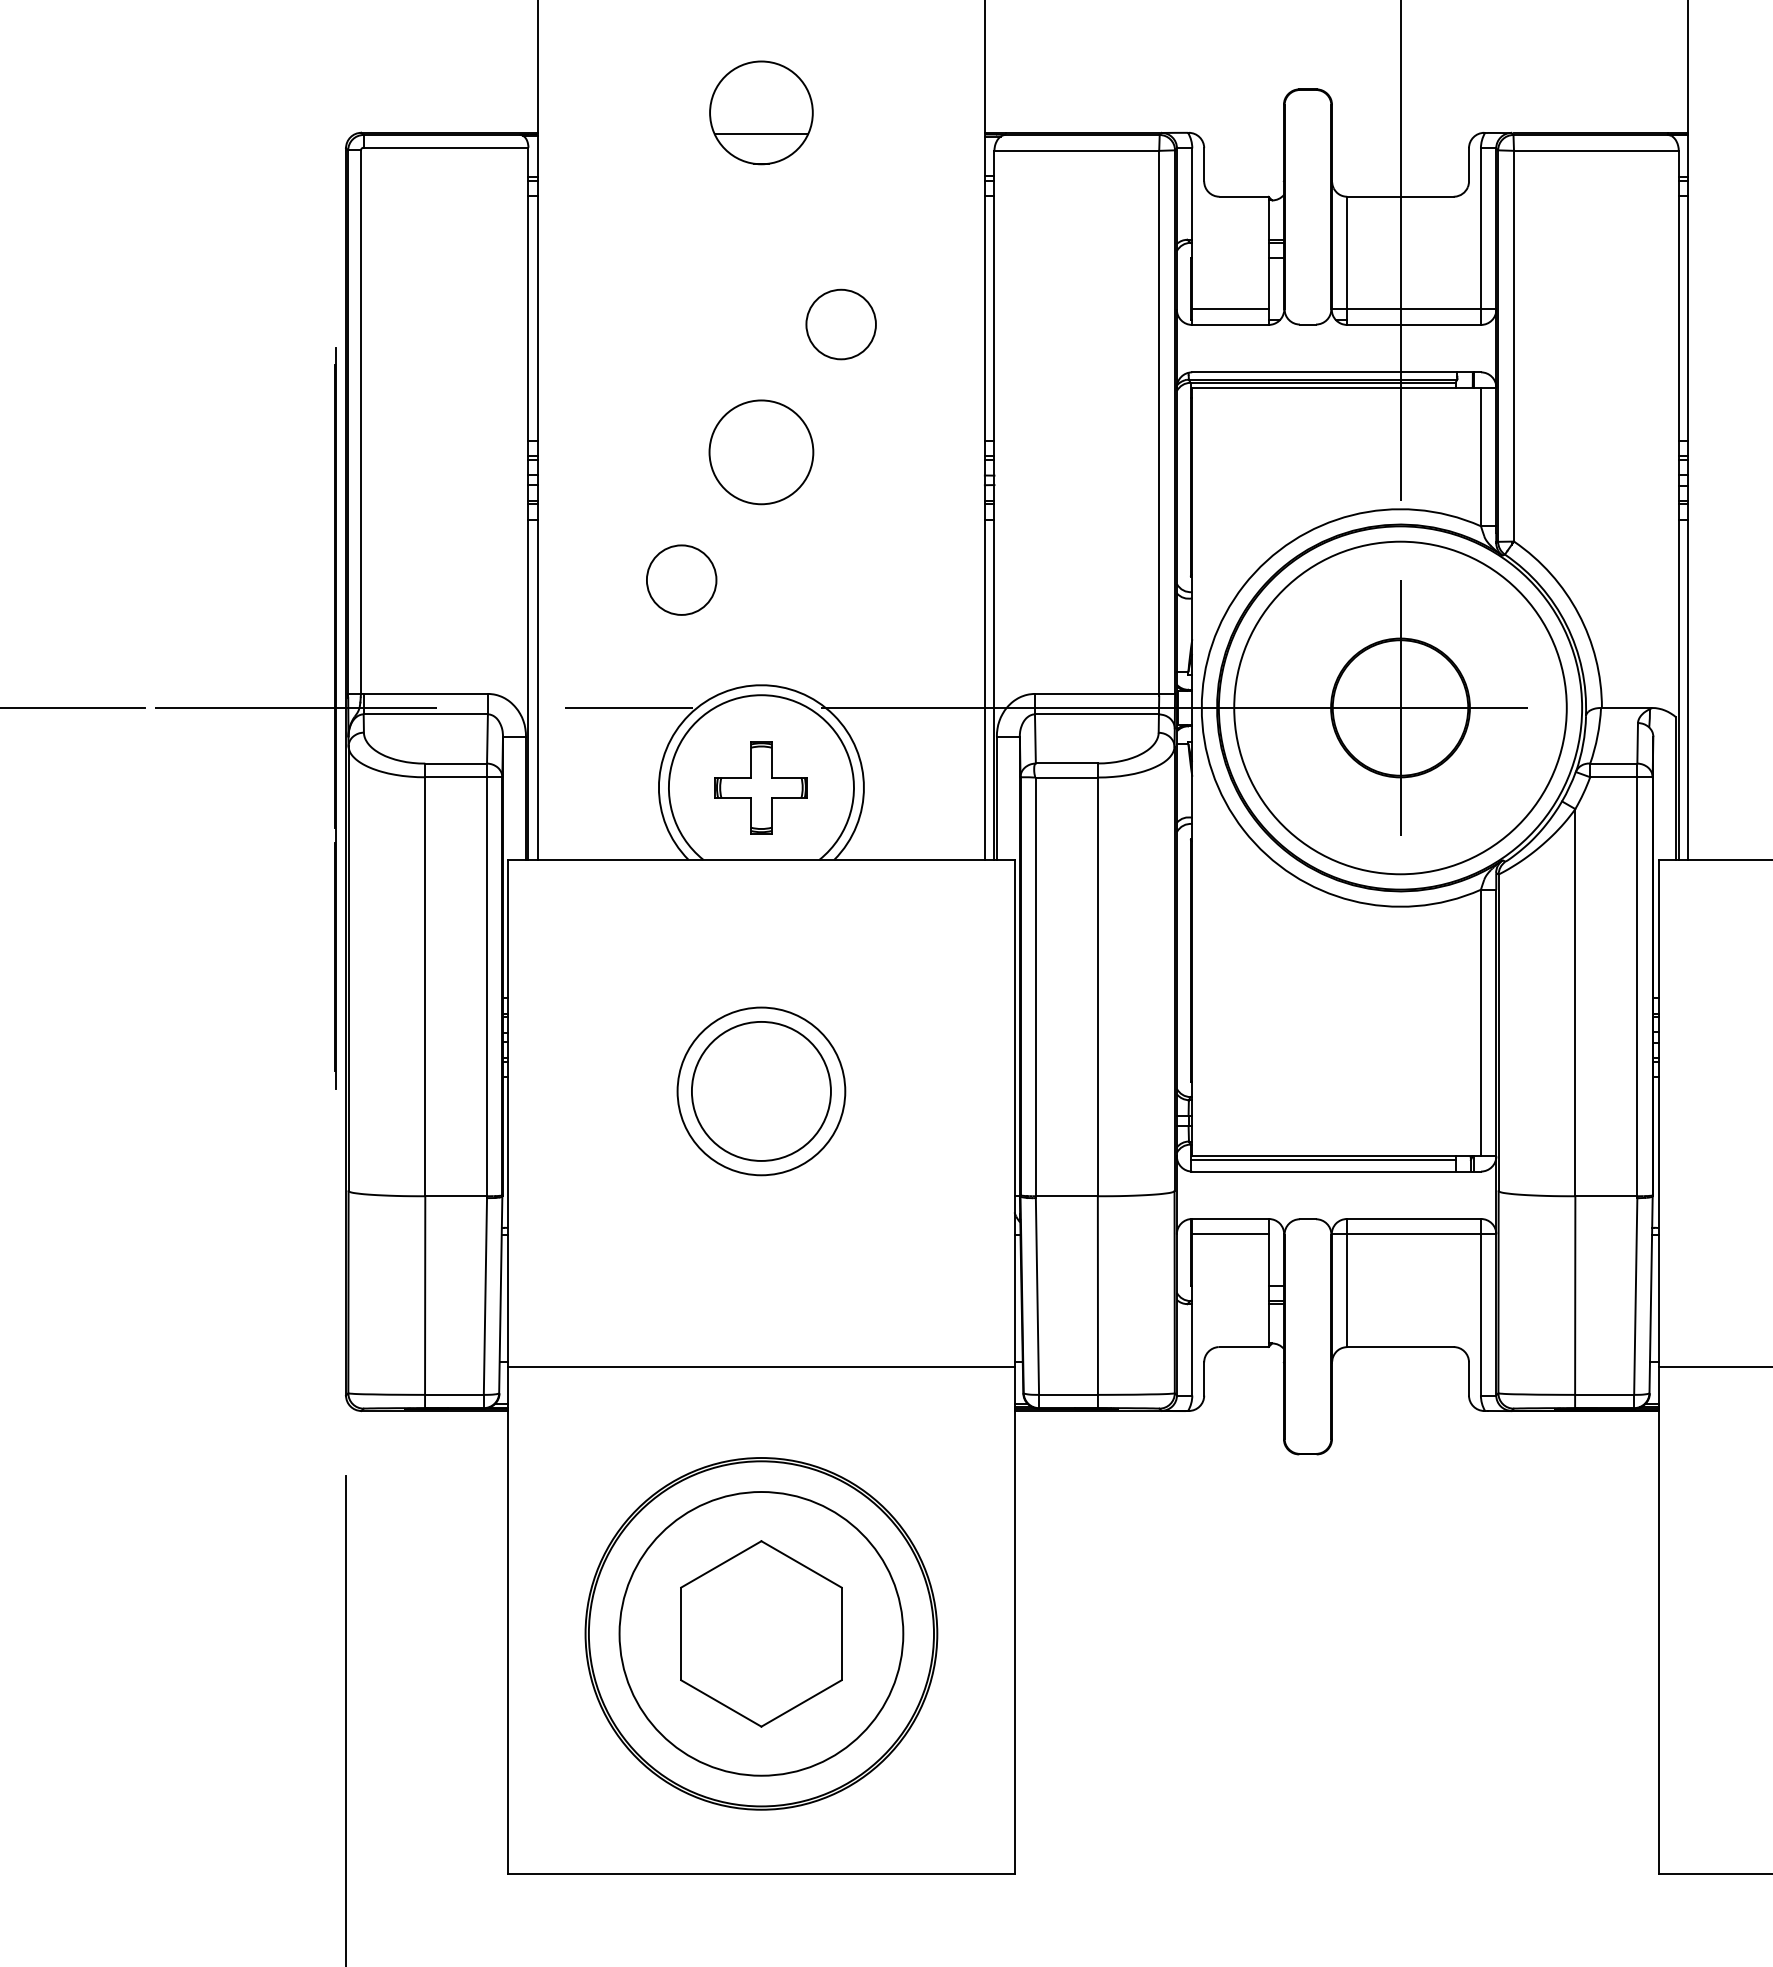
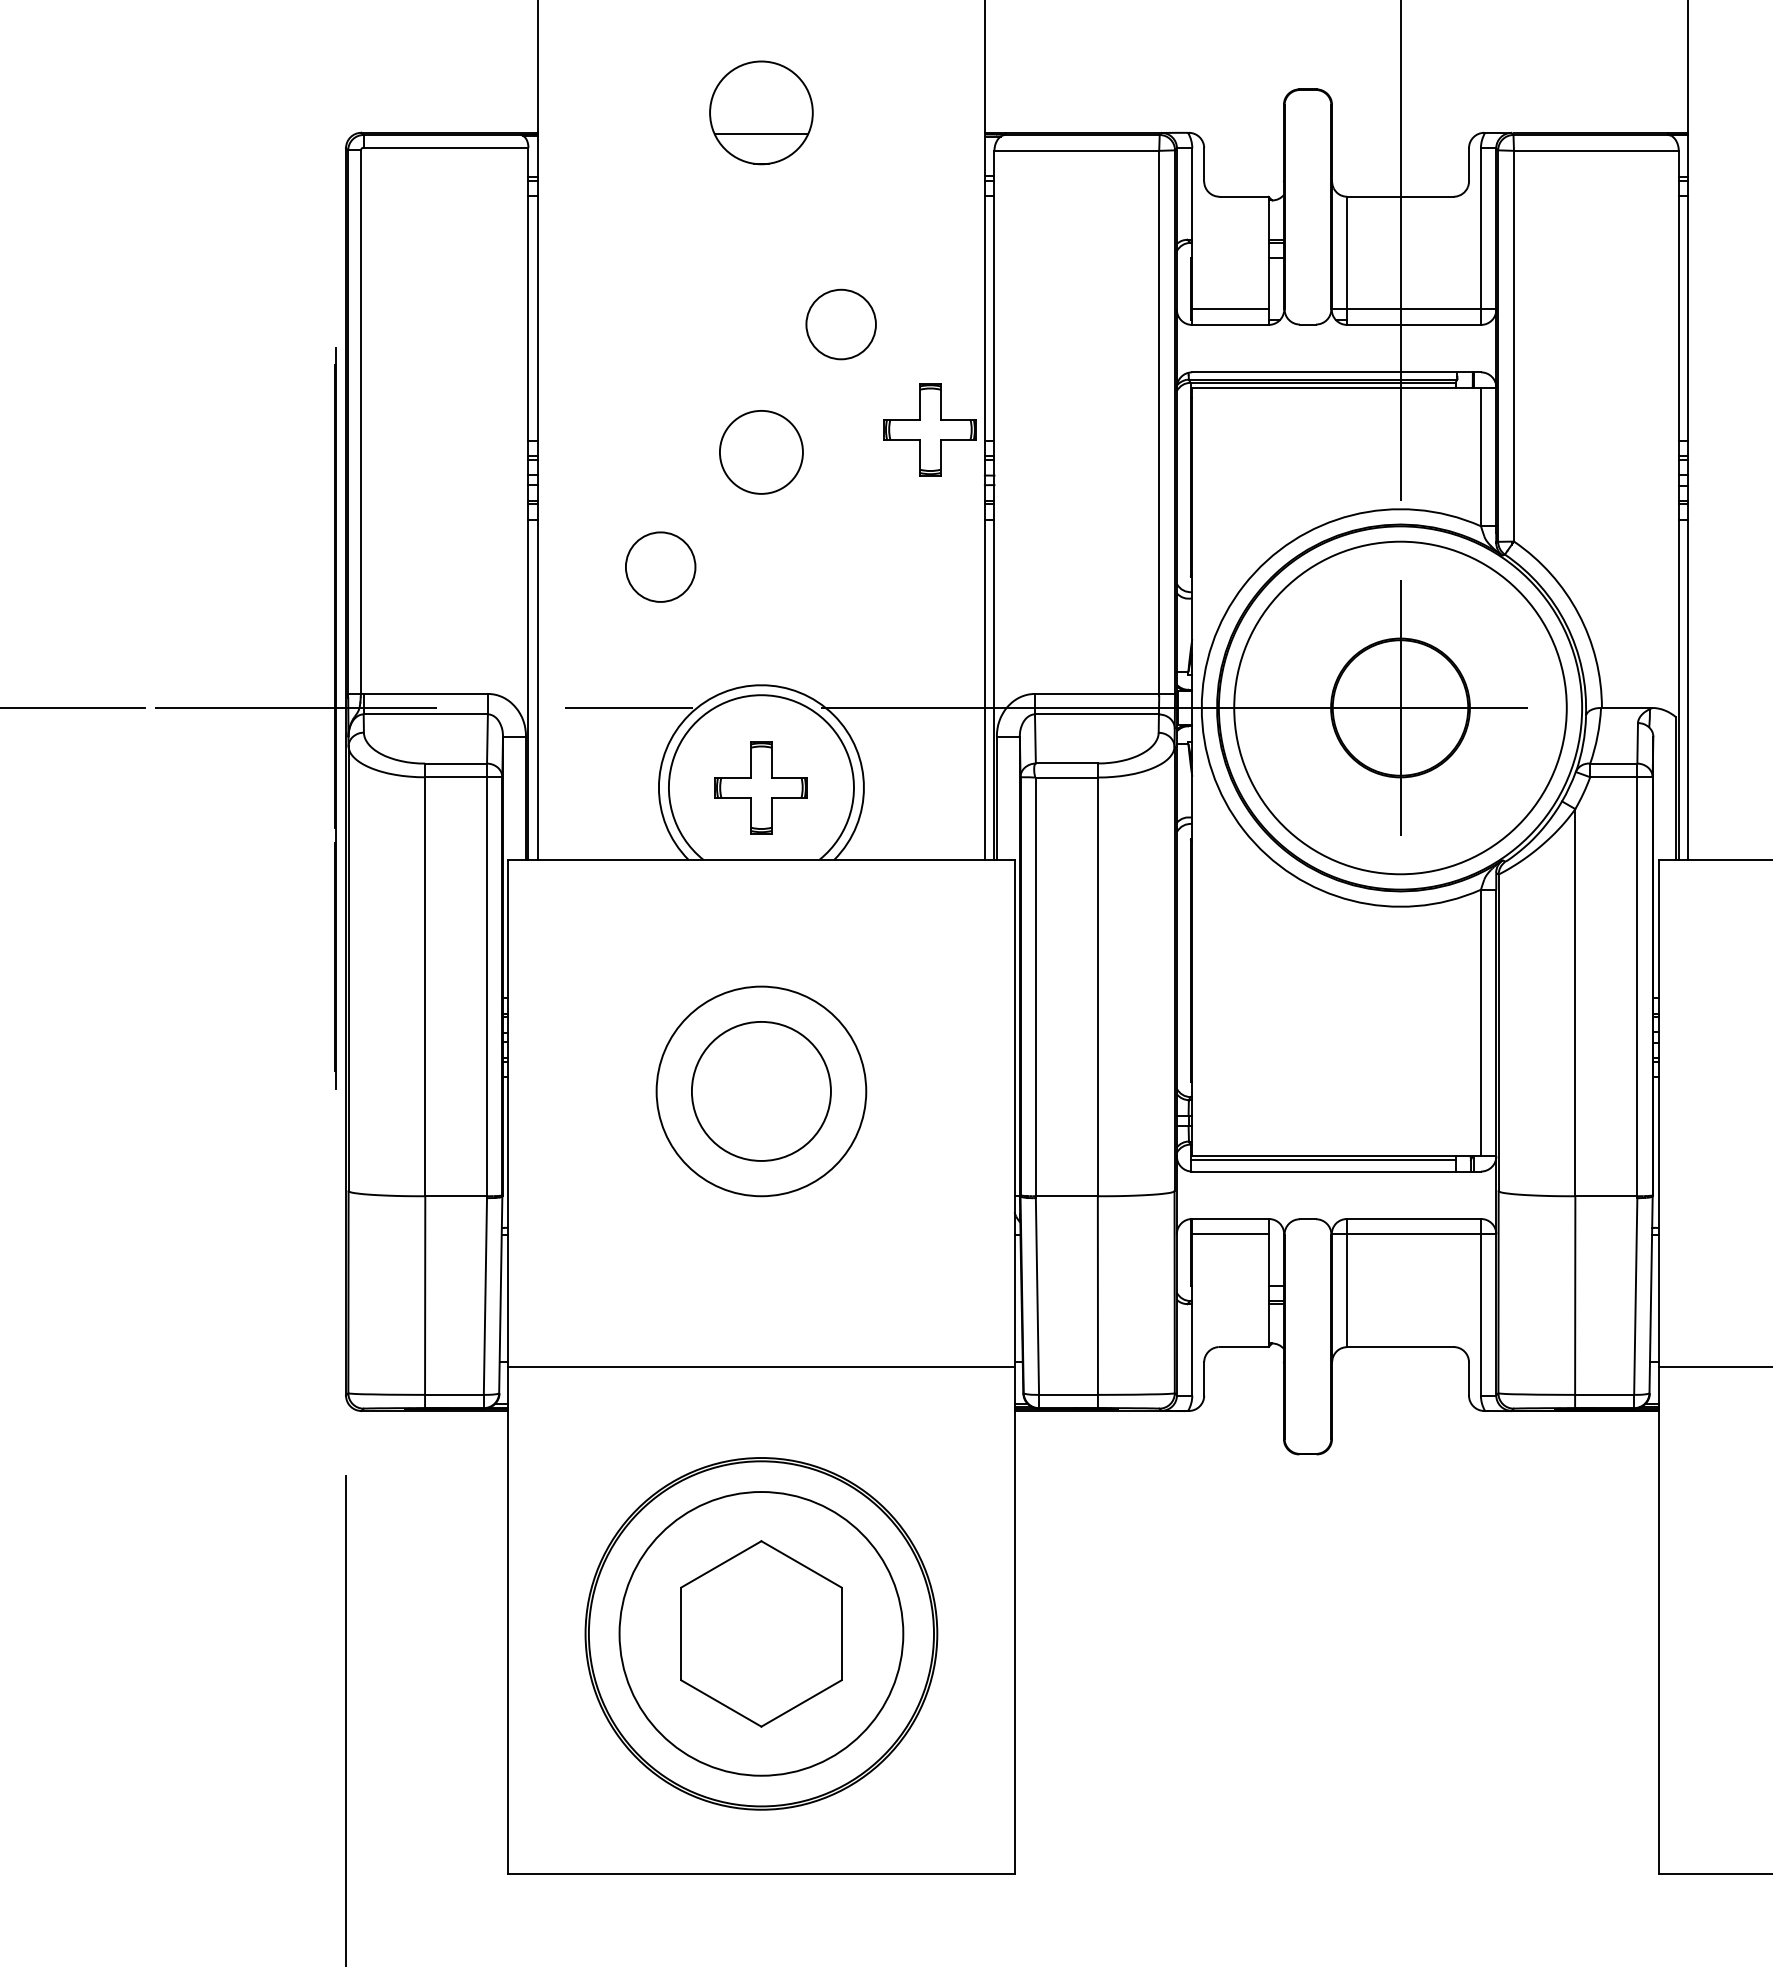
part: none -> present (929, 429)
circle size: 107x107 px -> 85x85 px (761, 452)
circle position: (681, 579) -> (660, 566) (660, 566)
circle diameter: 168 px -> 210 px (761, 1091)
